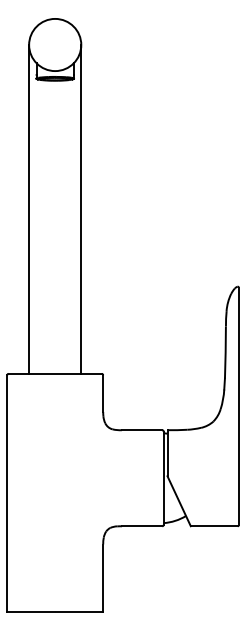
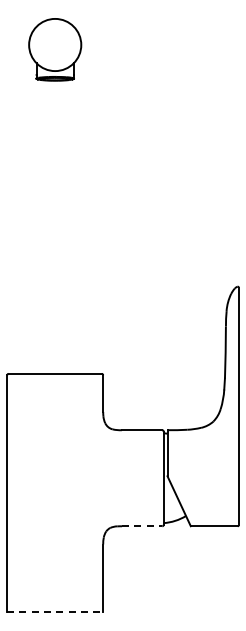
line: present -> none (29, 209)
line: present -> none (81, 209)
line: solid -> dashed (142, 526)
line: solid -> dashed (55, 611)
